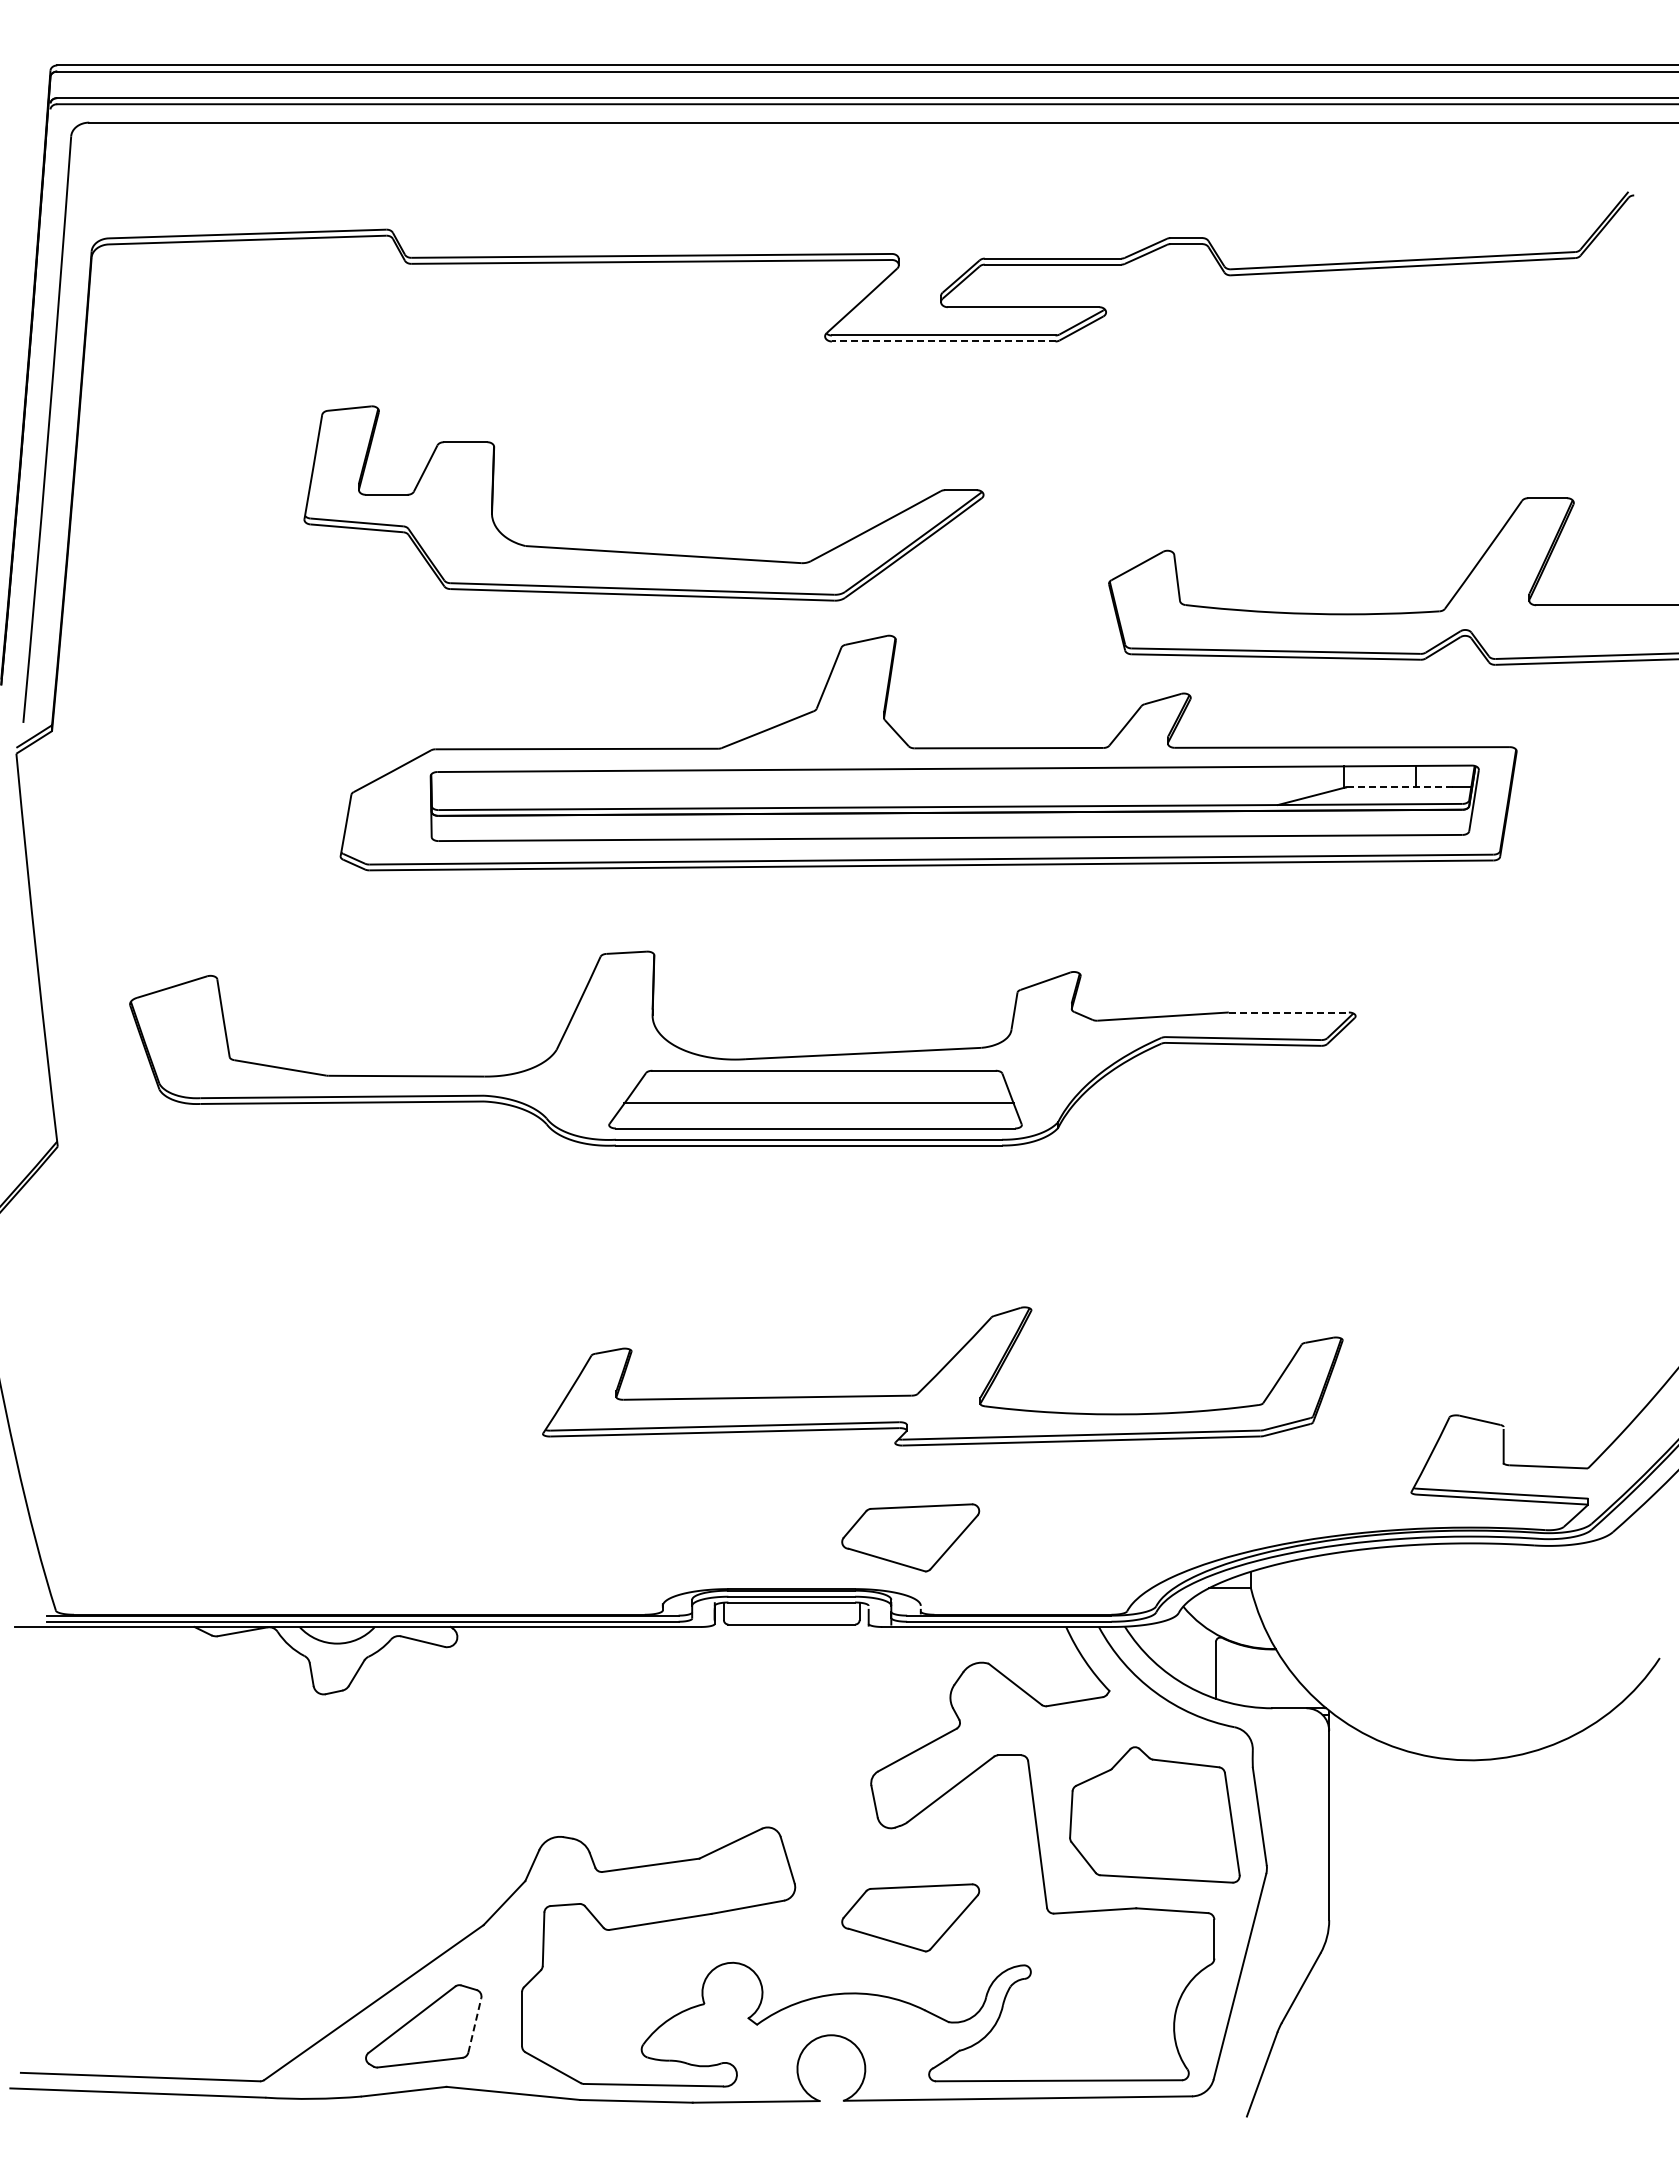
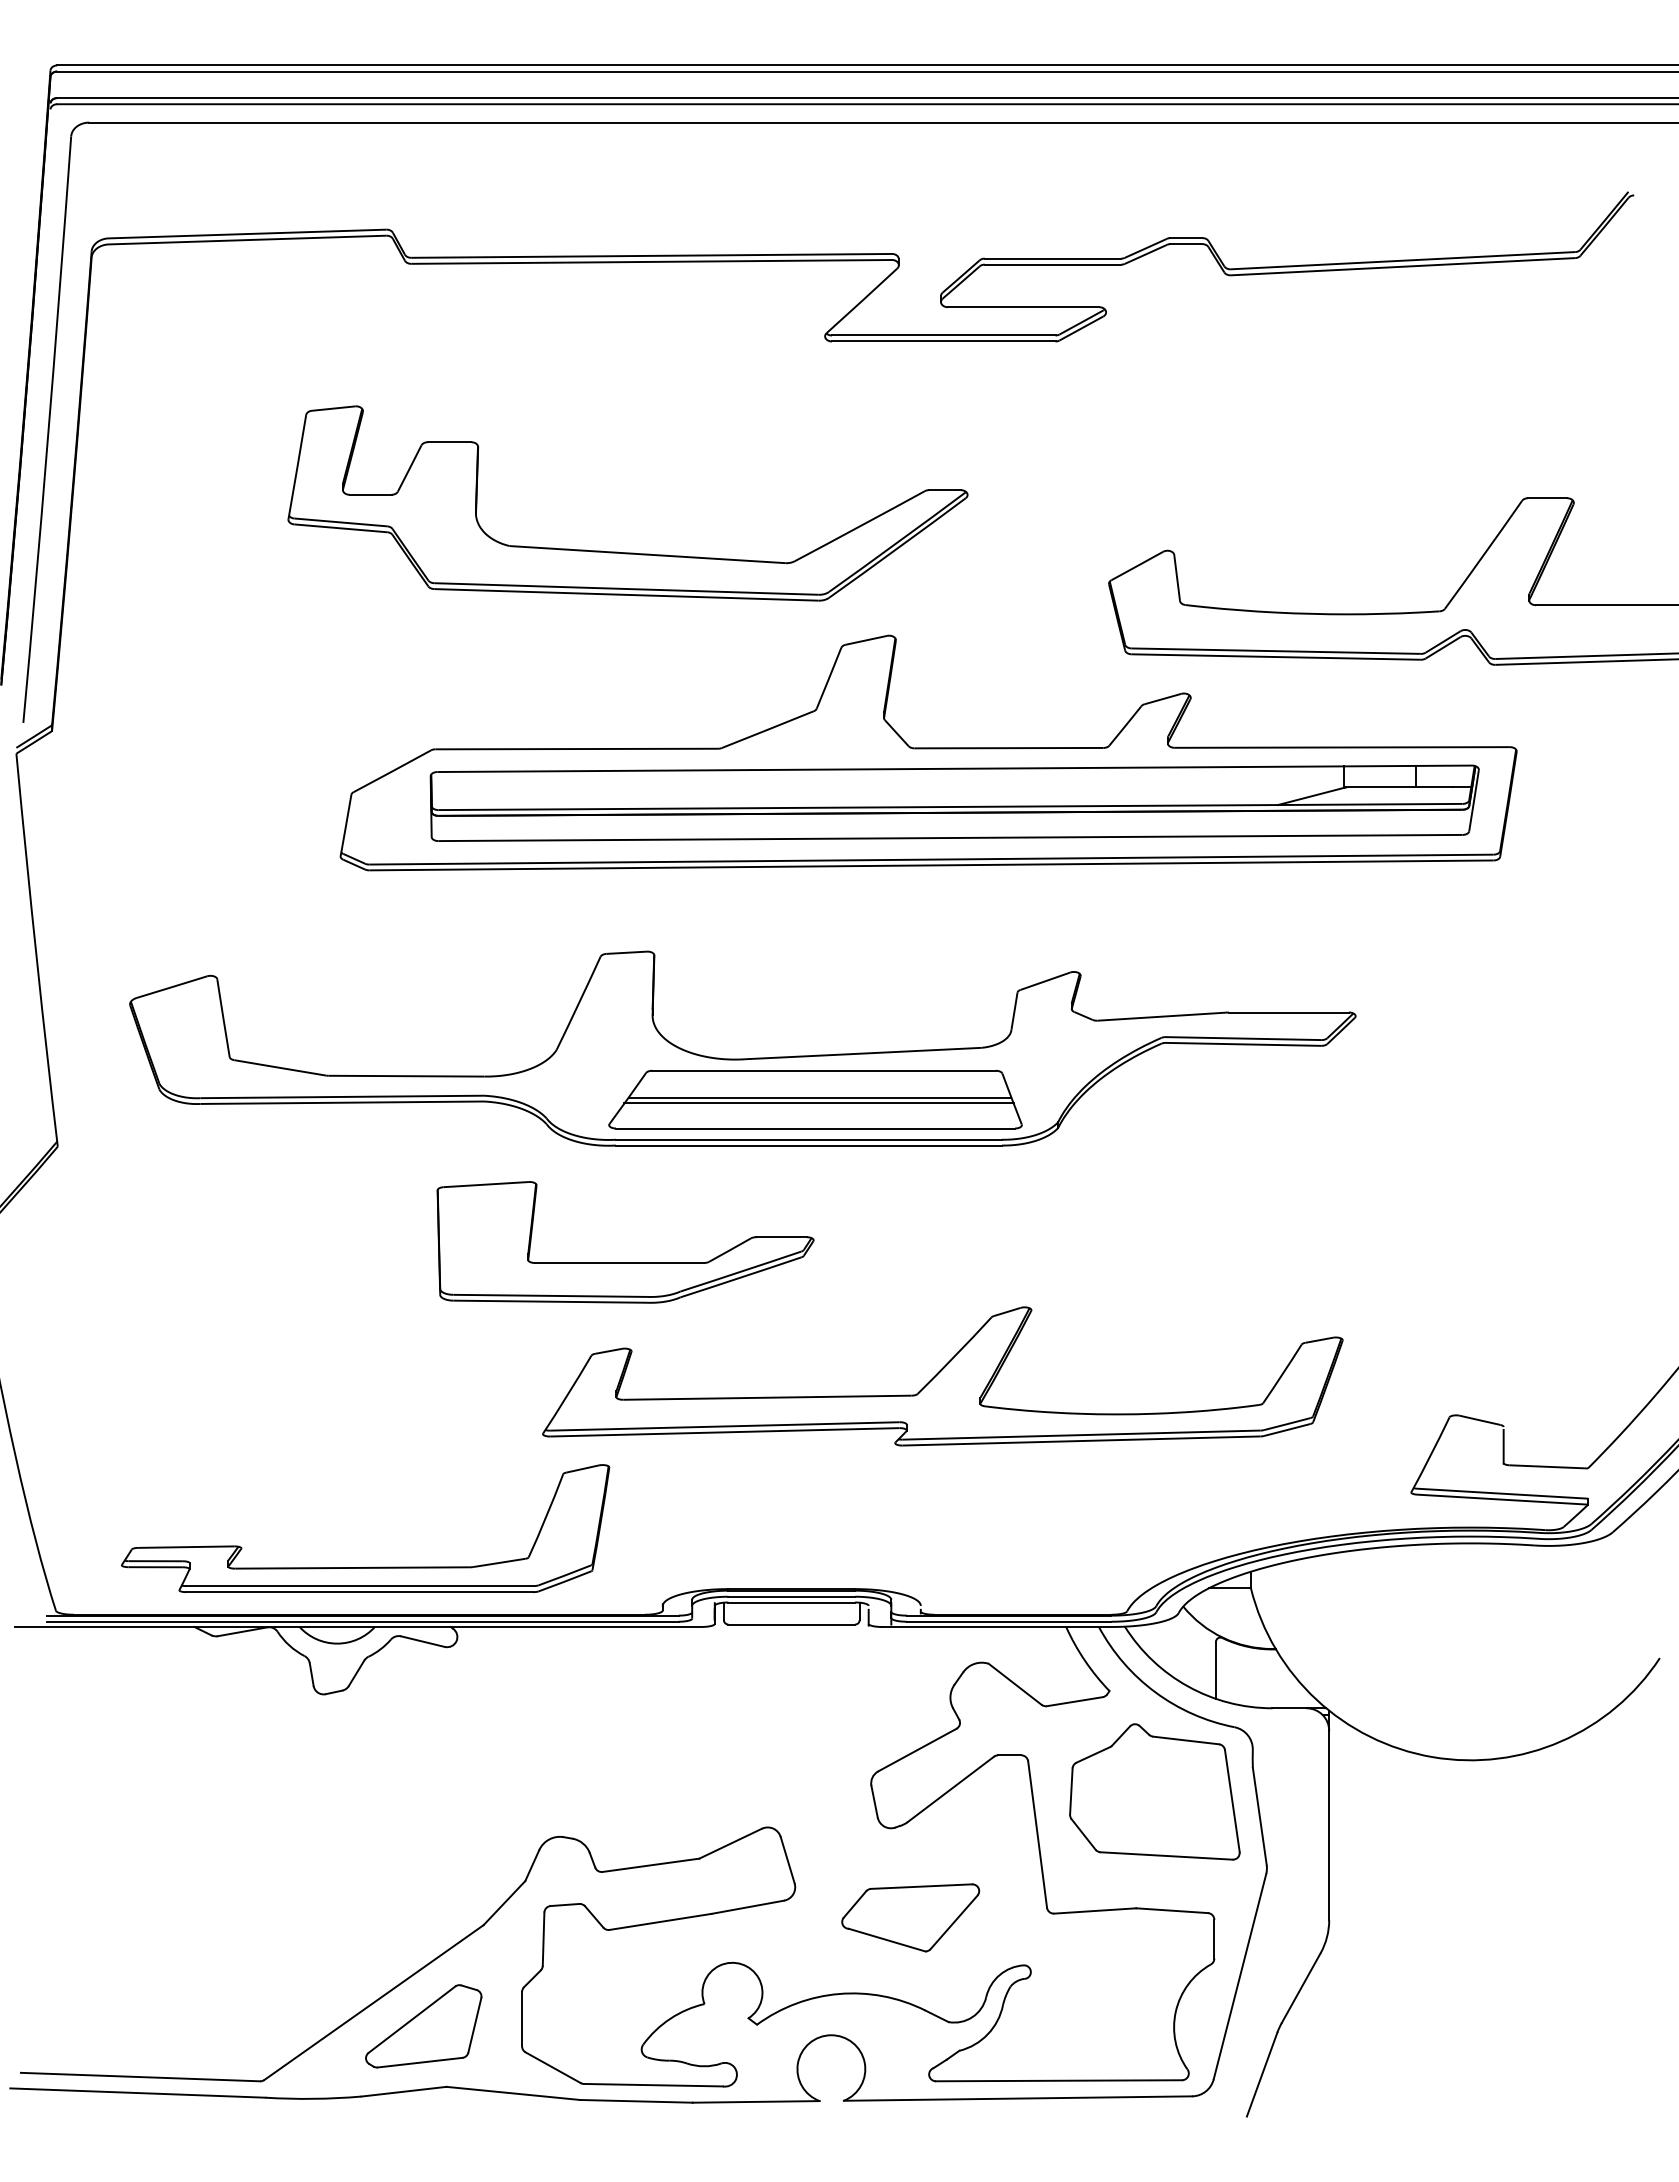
line: dashed -> solid (943, 341)
part position: (634, 551) -> (618, 551) (618, 551)
line: dashed -> solid (1399, 787)
line: dashed -> solid (1288, 1012)
line: none -> present (819, 1097)
part: none -> present (625, 1262)
part: present -> none (910, 1537)
part: none -> present (365, 1567)
part position: (1154, 1814) -> (1154, 1791) (1154, 1791)
line: dashed -> solid (474, 2024)
